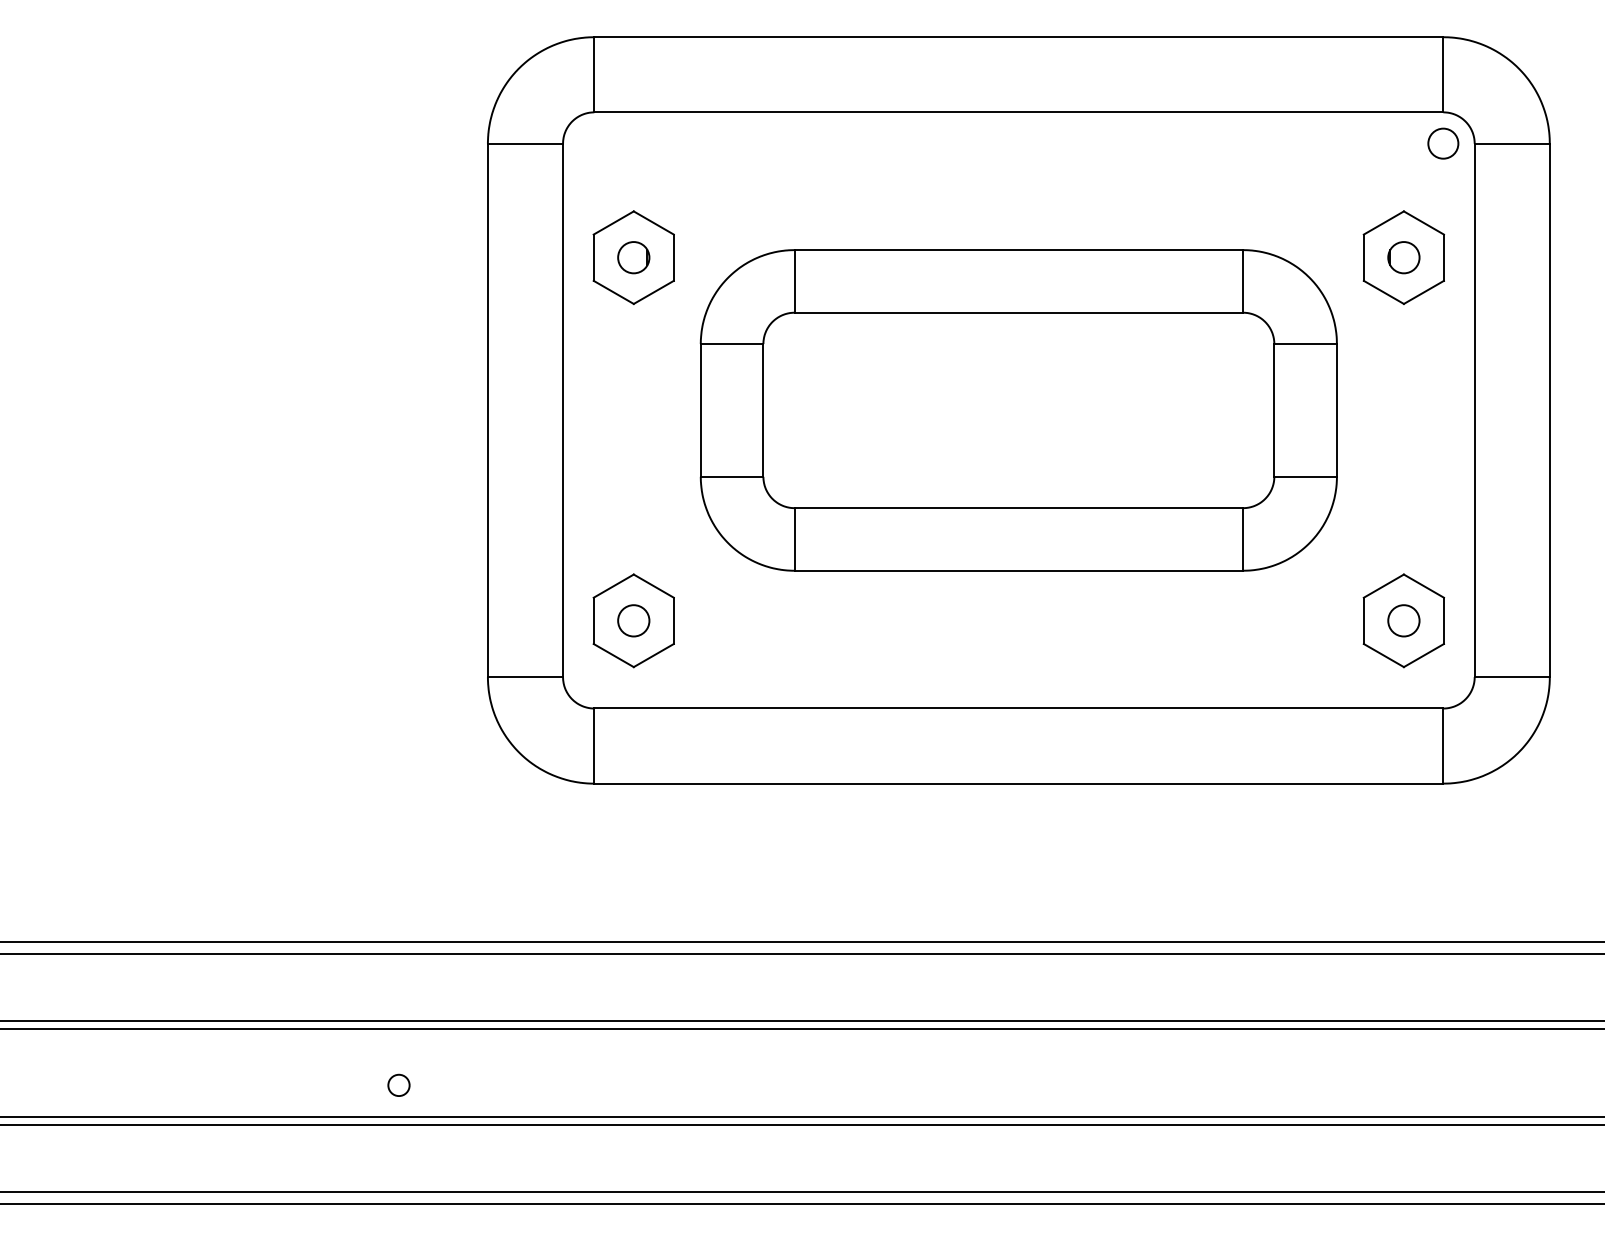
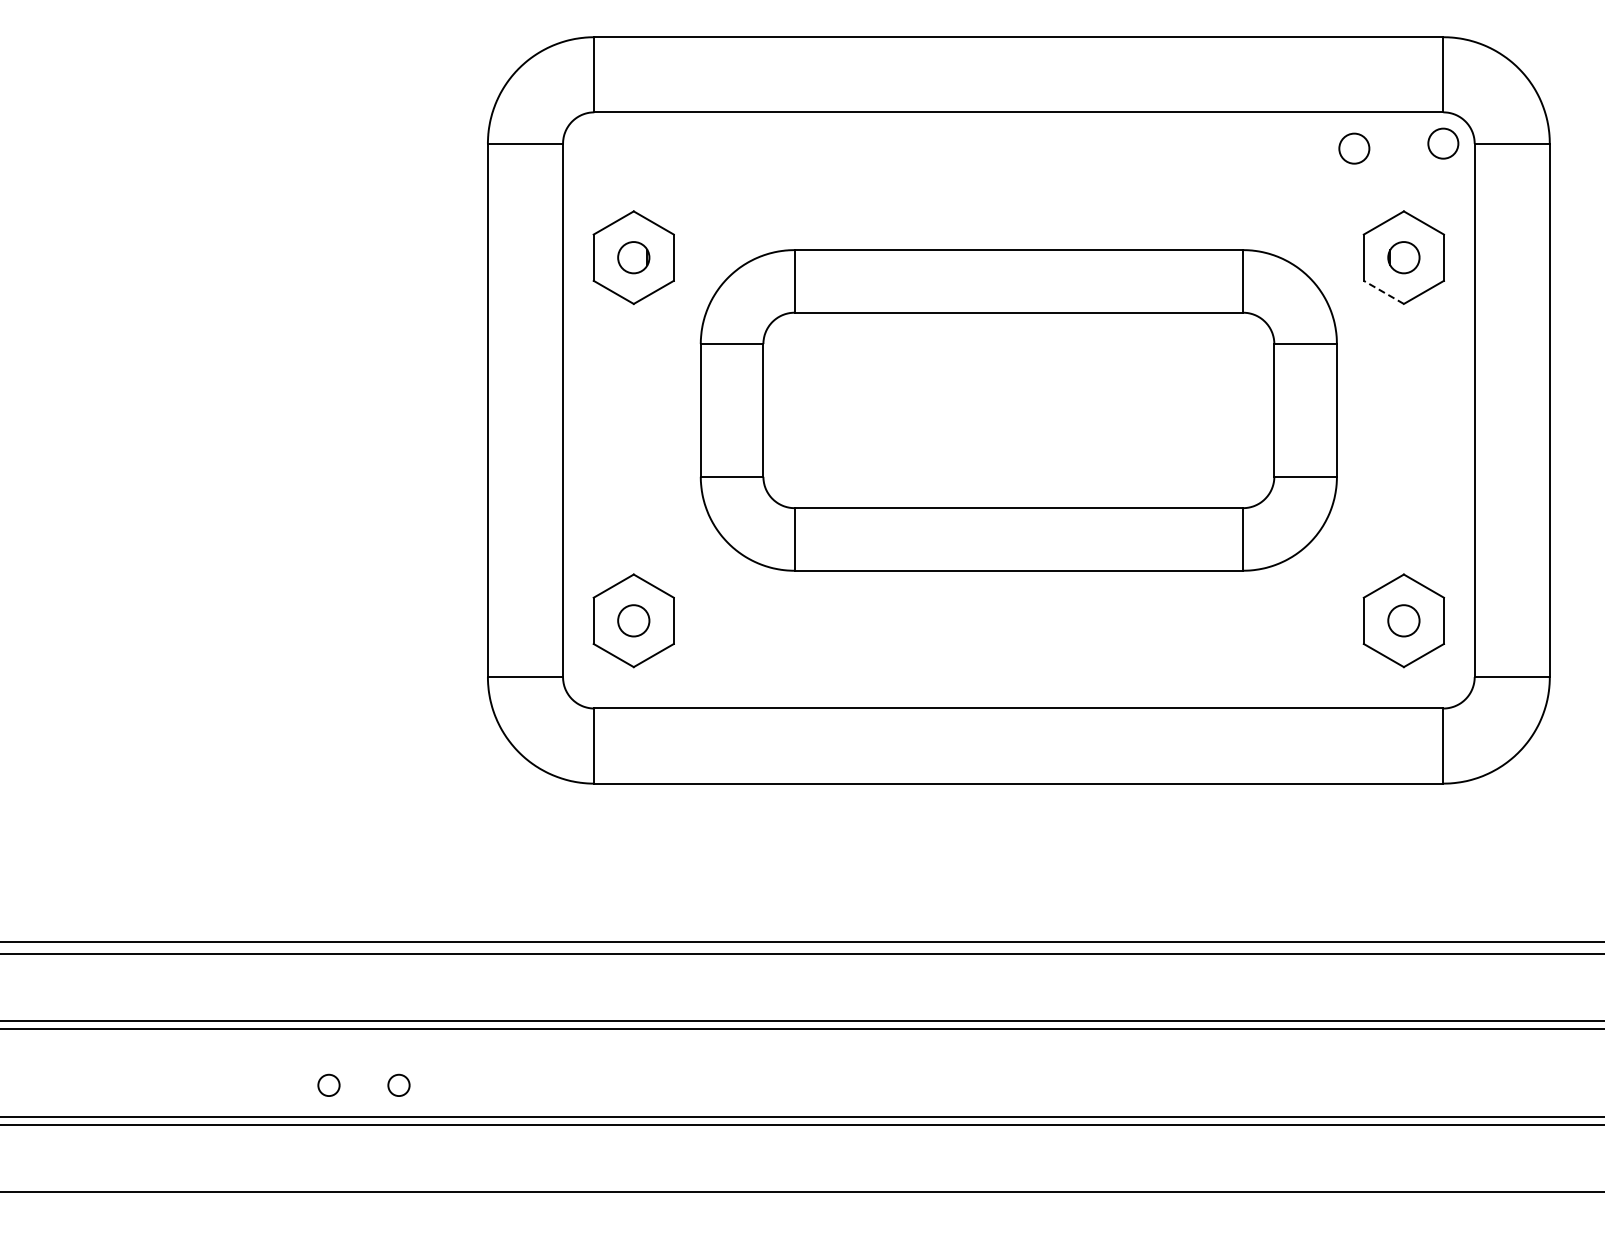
circle: none -> present (1354, 148)
line: solid -> dashed (1383, 292)
circle: none -> present (328, 1084)
line: present -> none (801, 1203)
